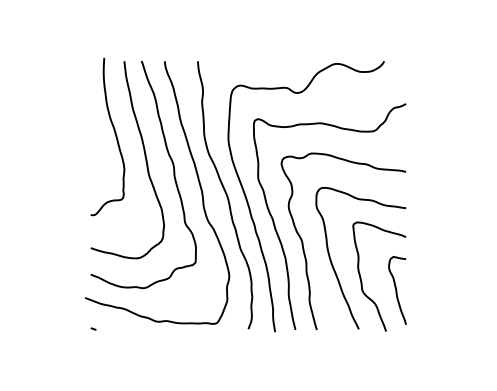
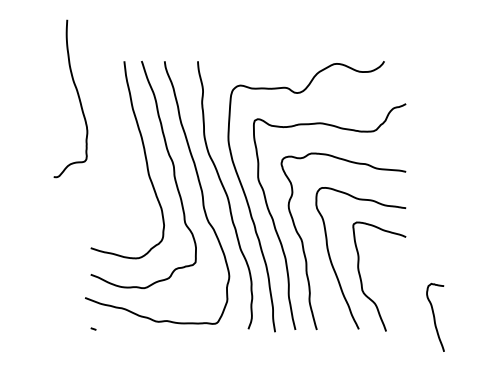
curve position: (114, 133) -> (77, 95) (77, 95)
curve position: (396, 289) -> (434, 316) (434, 316)
